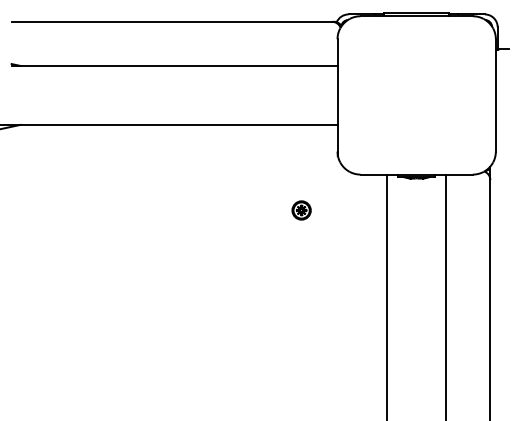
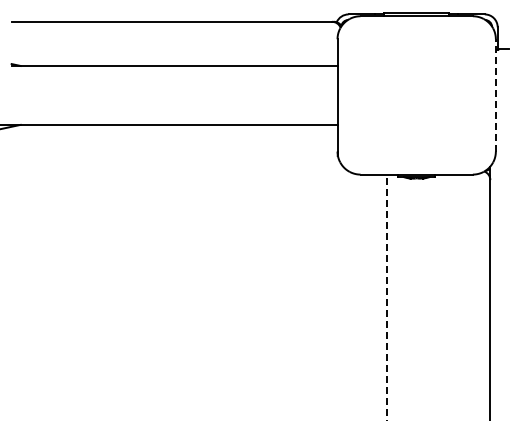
line: solid -> dashed (495, 94)
part: present -> none (301, 210)
line: present -> none (446, 295)
line: solid -> dashed (387, 297)
